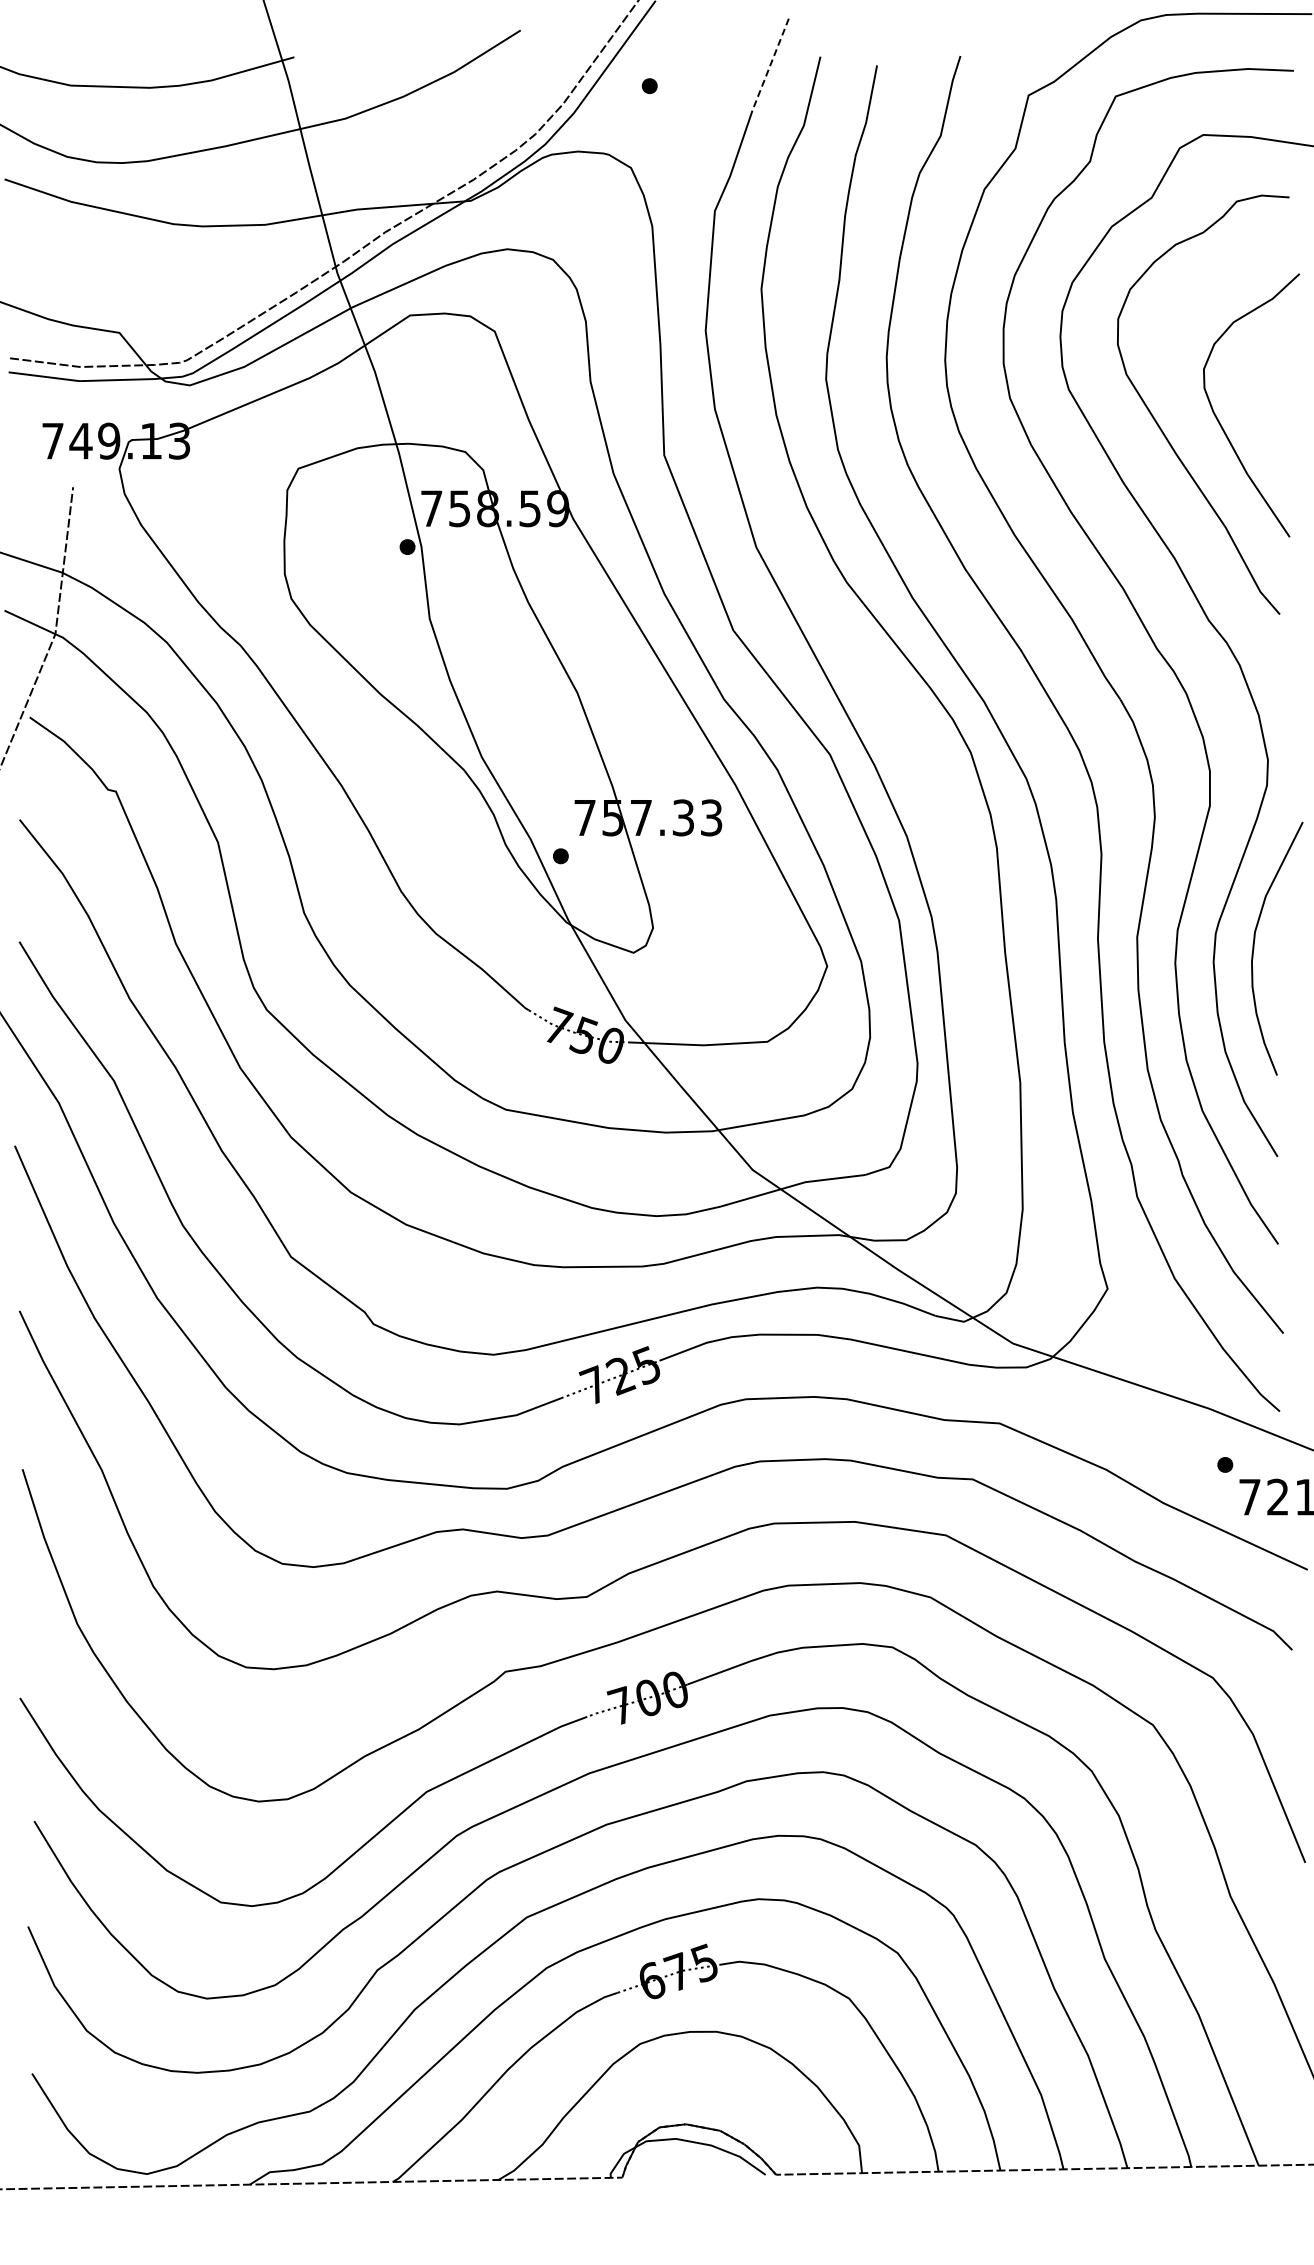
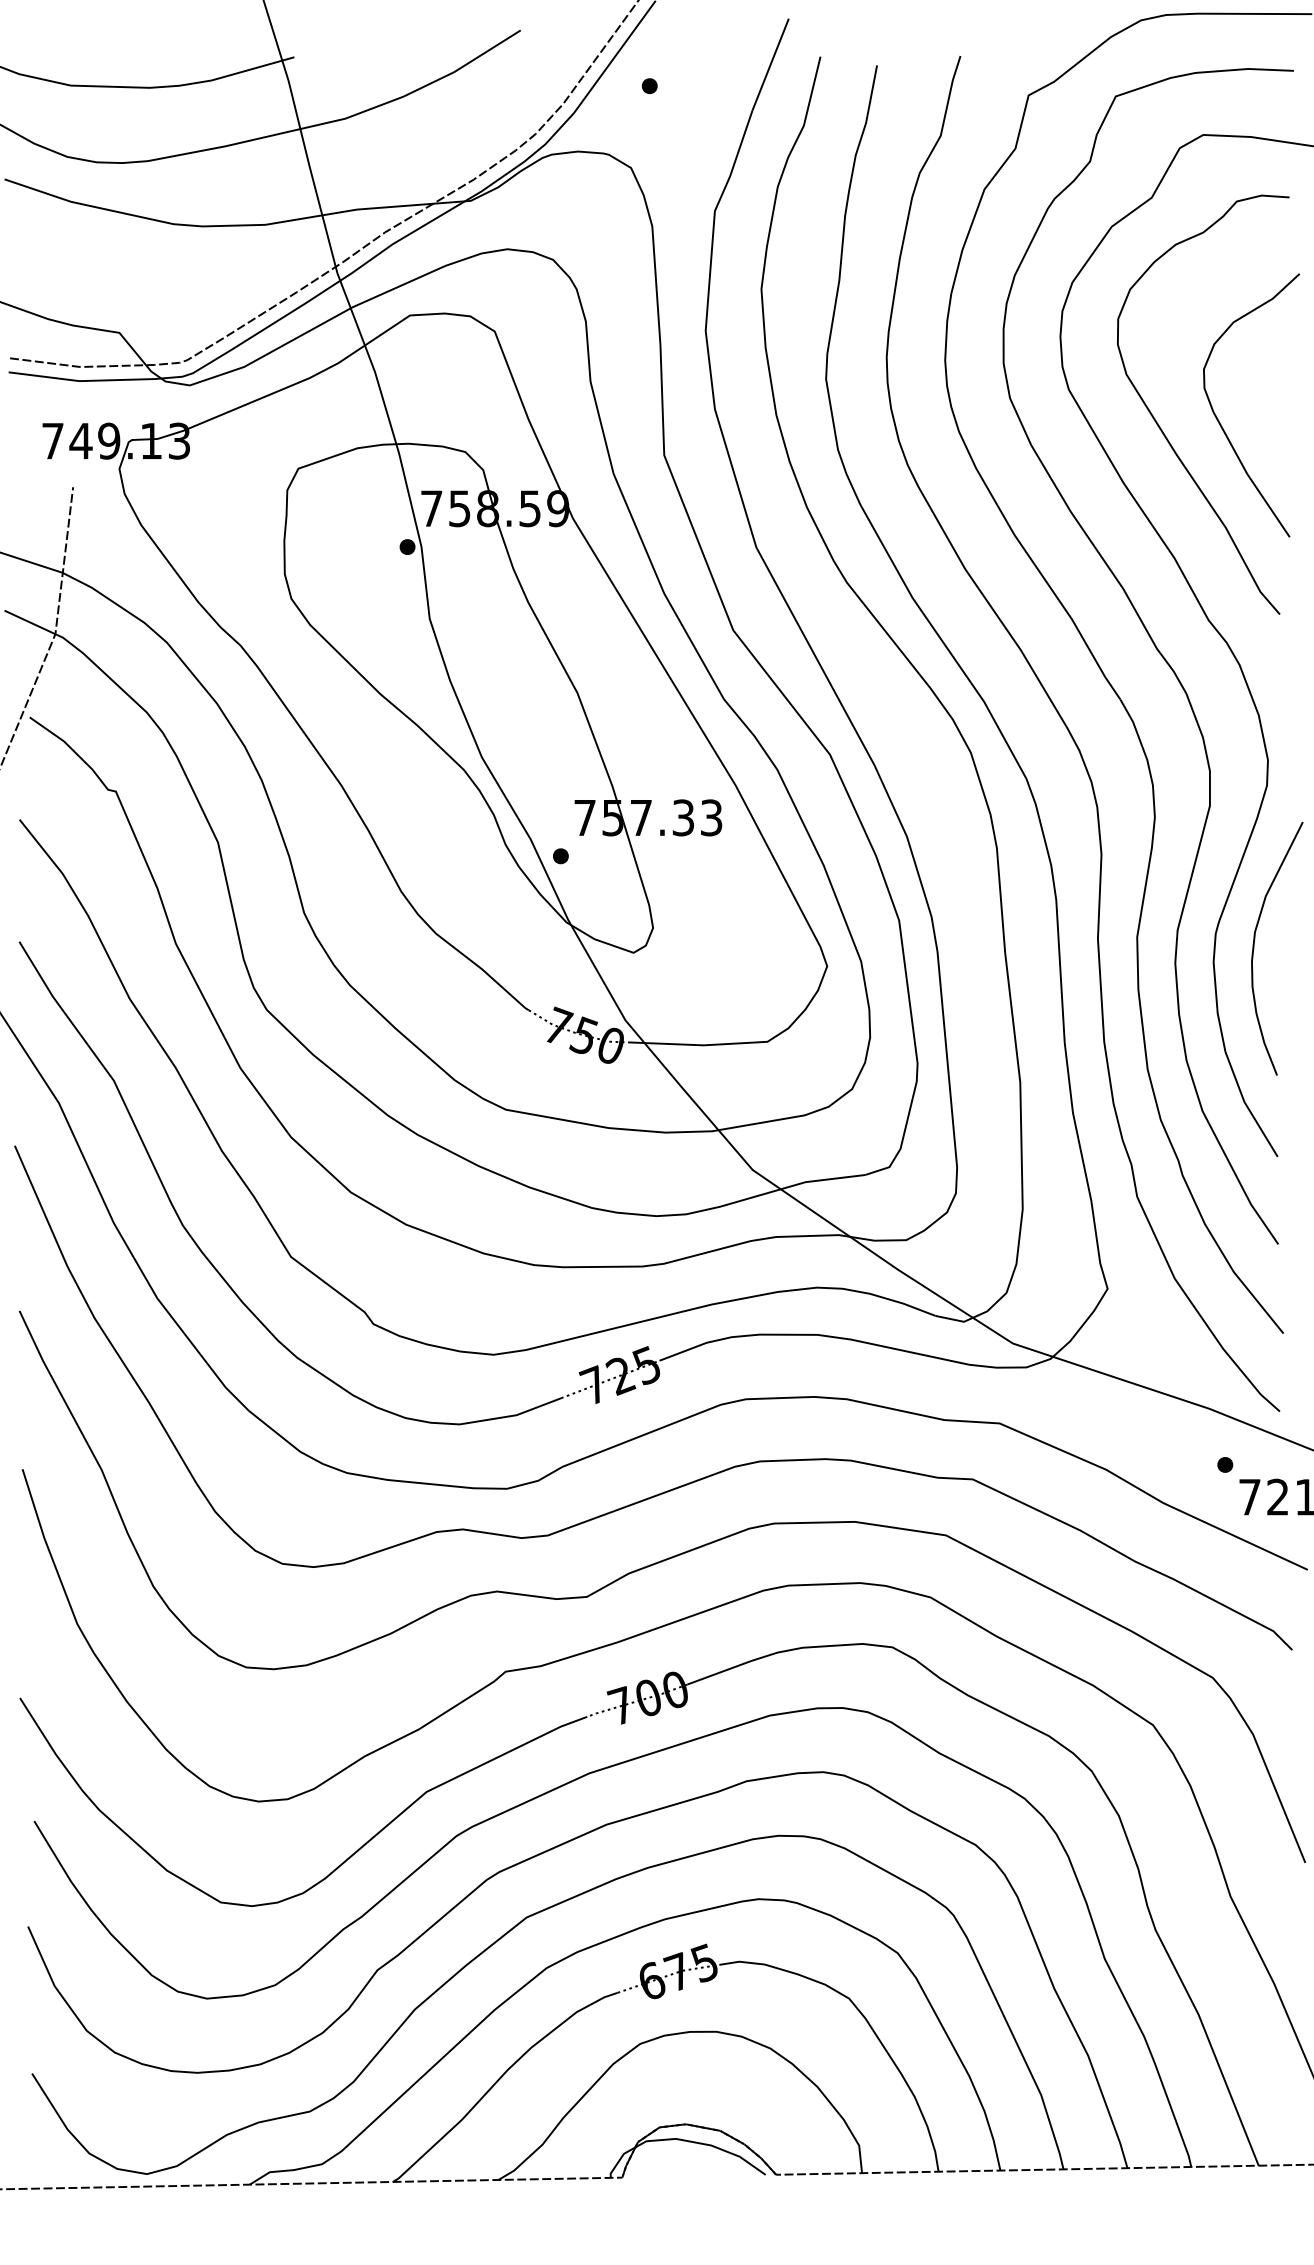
line: dashed -> solid (770, 65)
